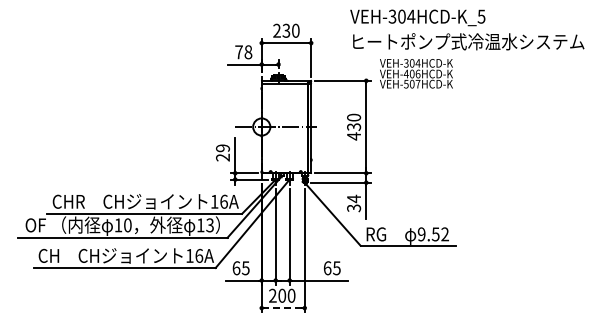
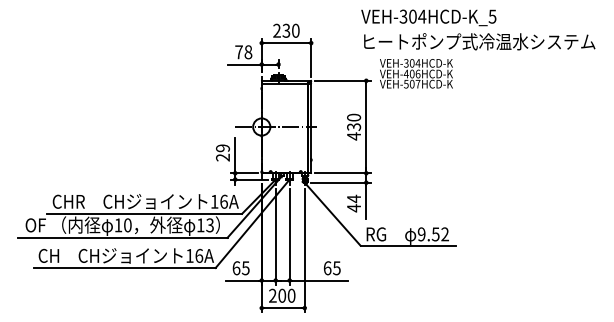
text position: (467, 29) -> (478, 29) (478, 29)
text: 34 -> 44 (354, 208)
line: dashed -> solid (283, 308)
